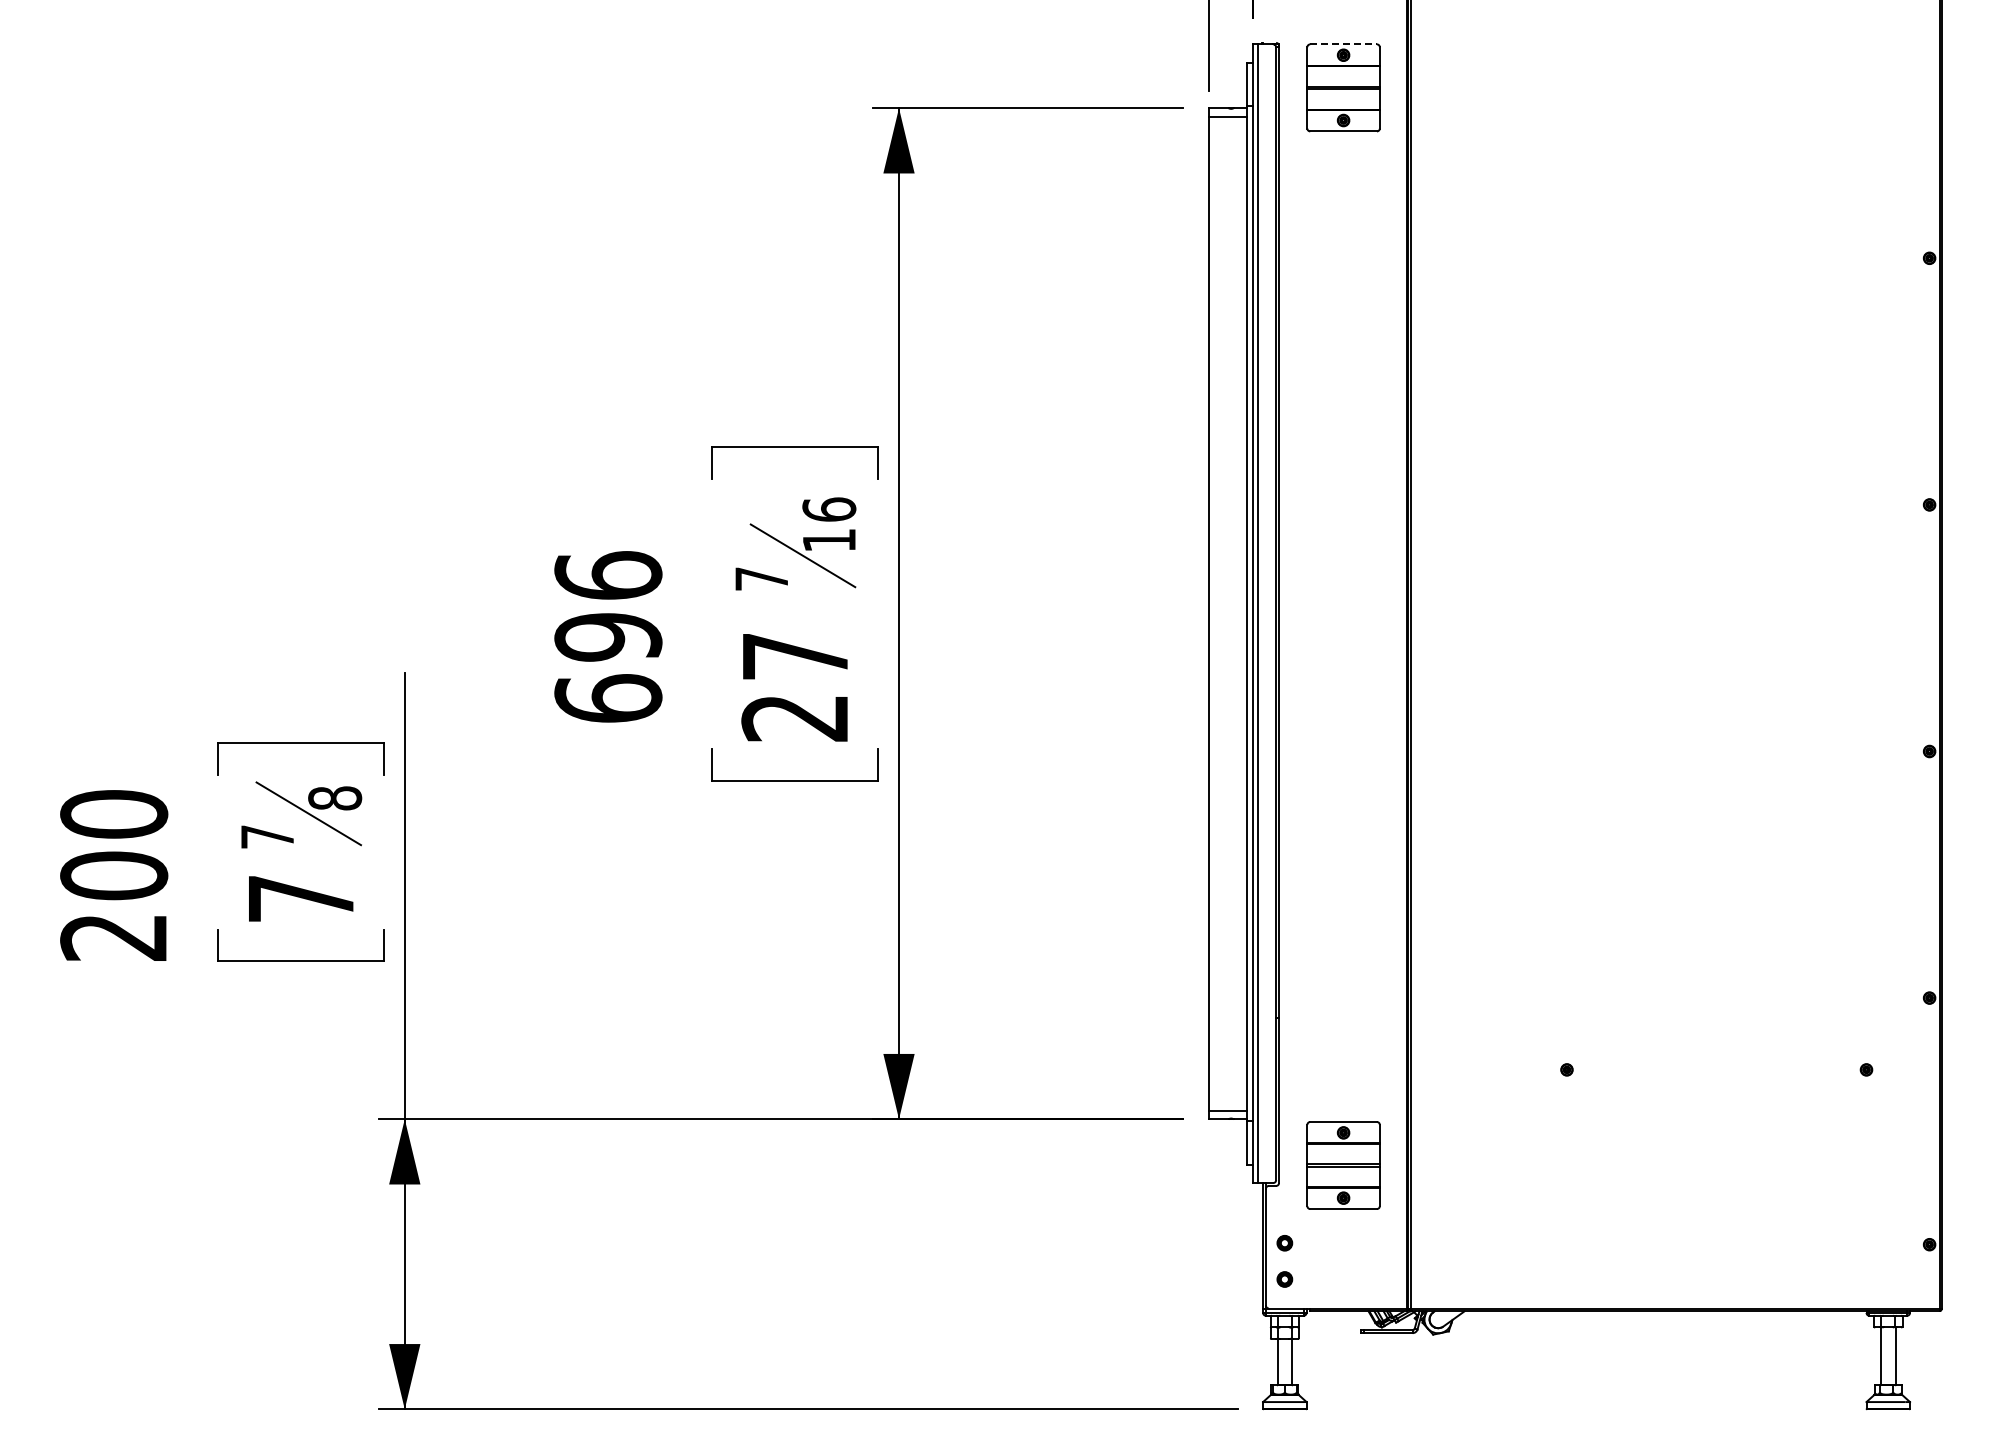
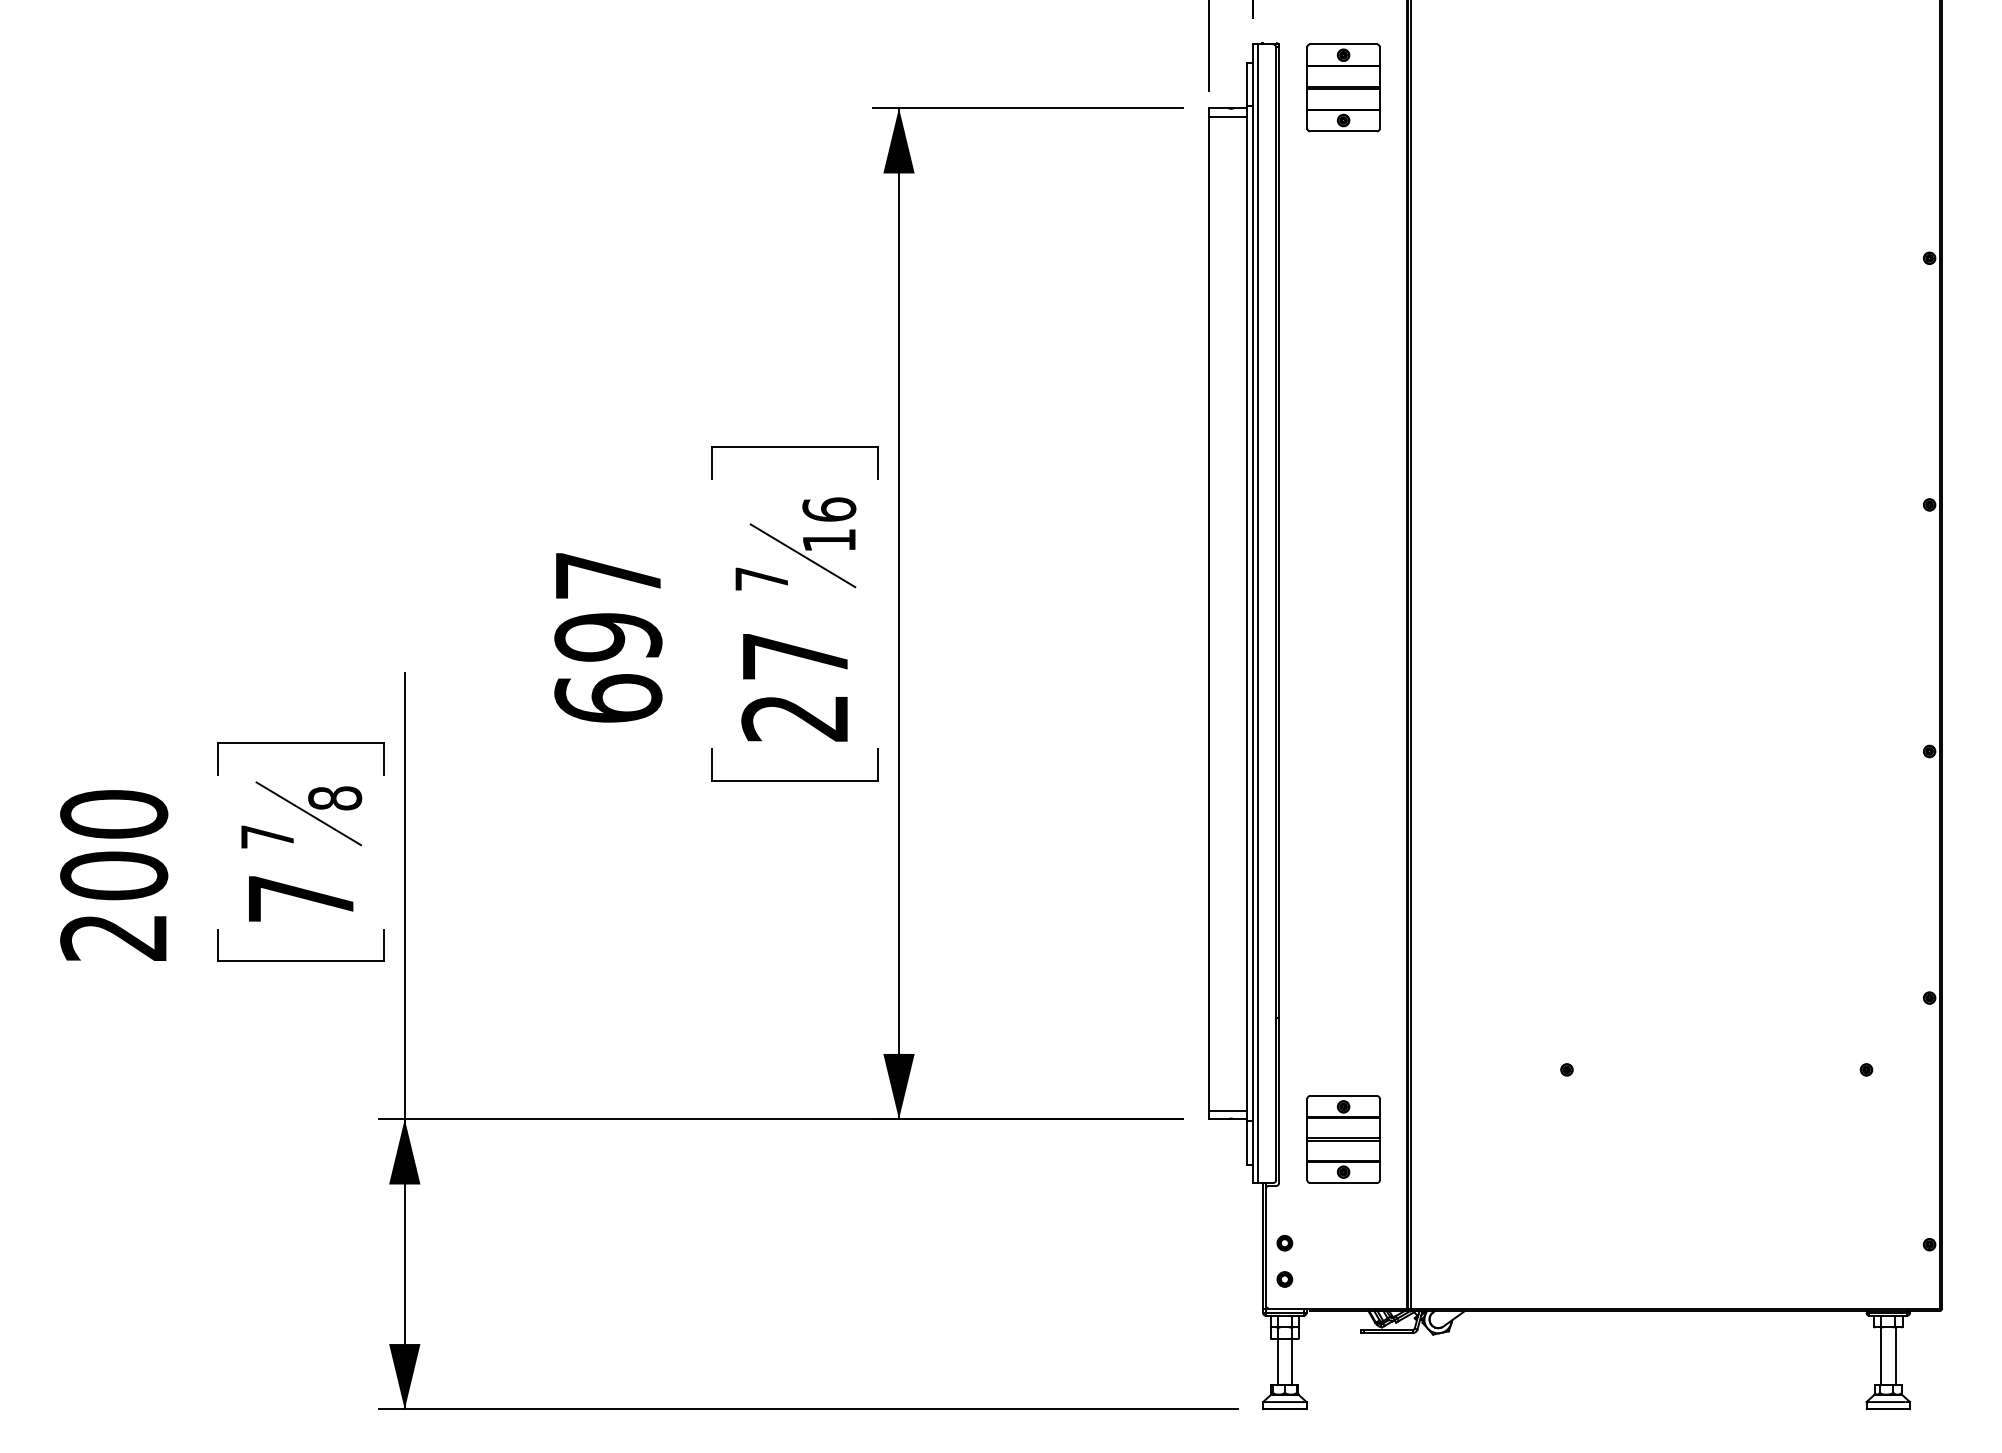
line: dashed -> solid (1344, 44)
text: 696 -> 697 (608, 575)
part position: (1343, 1165) -> (1343, 1139) (1343, 1139)
